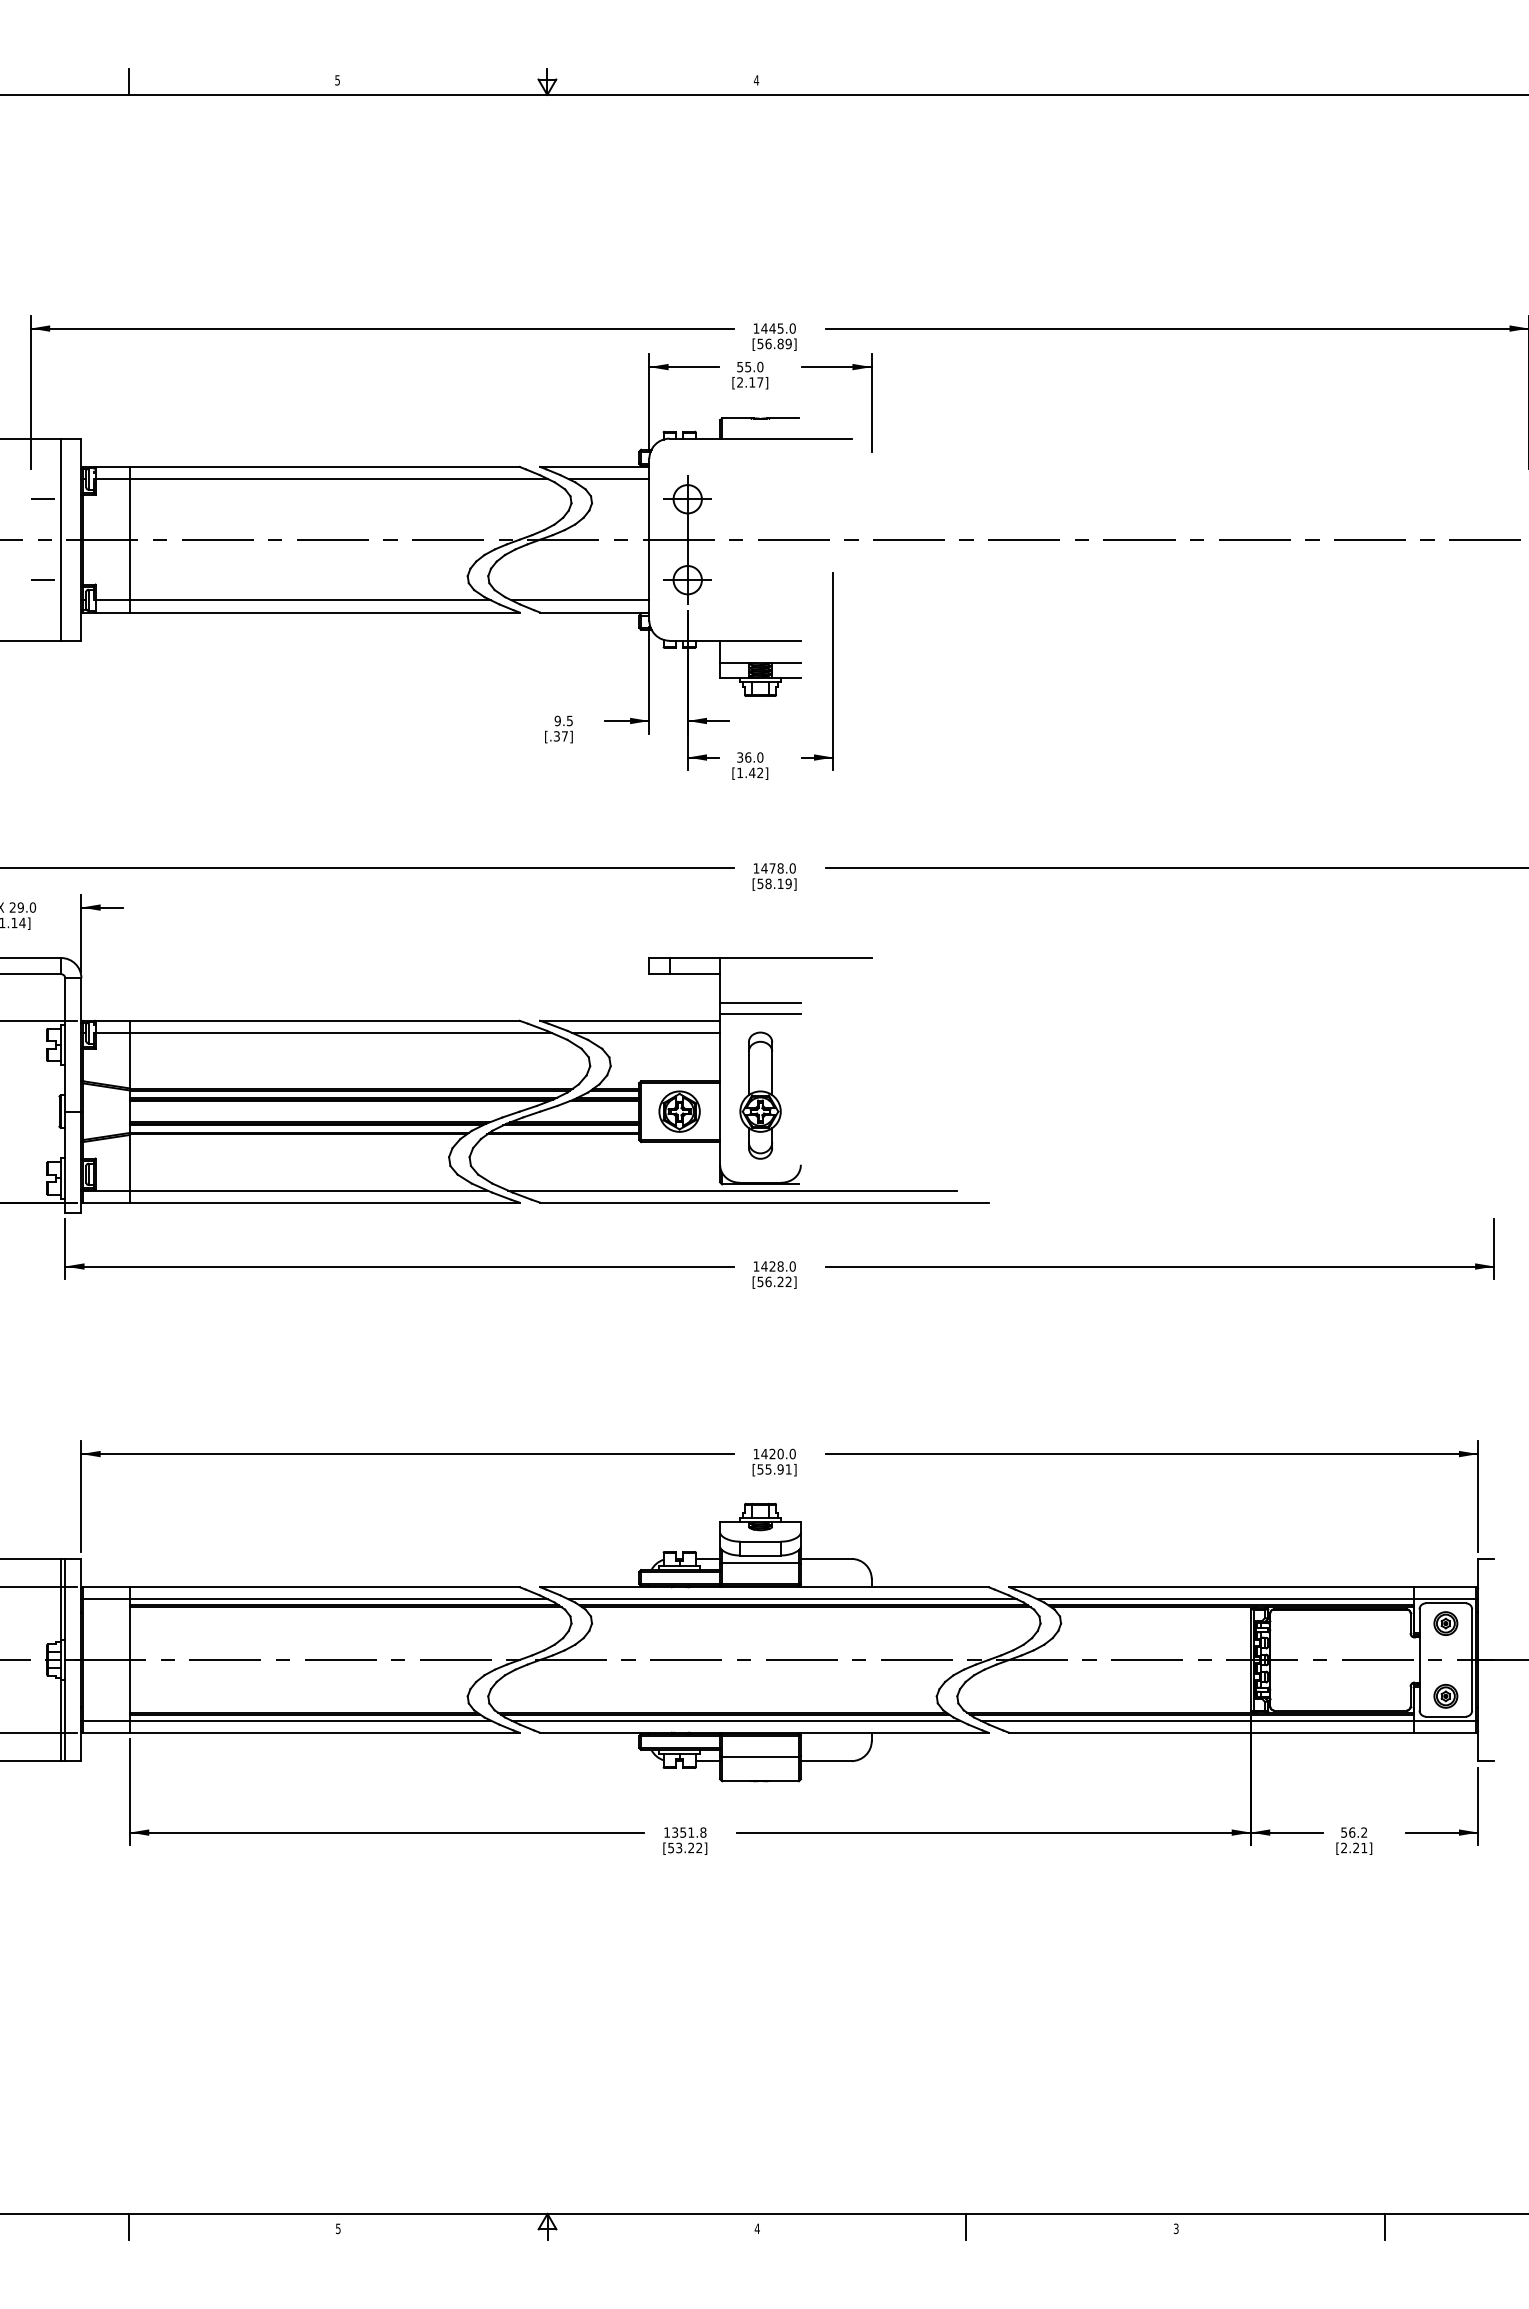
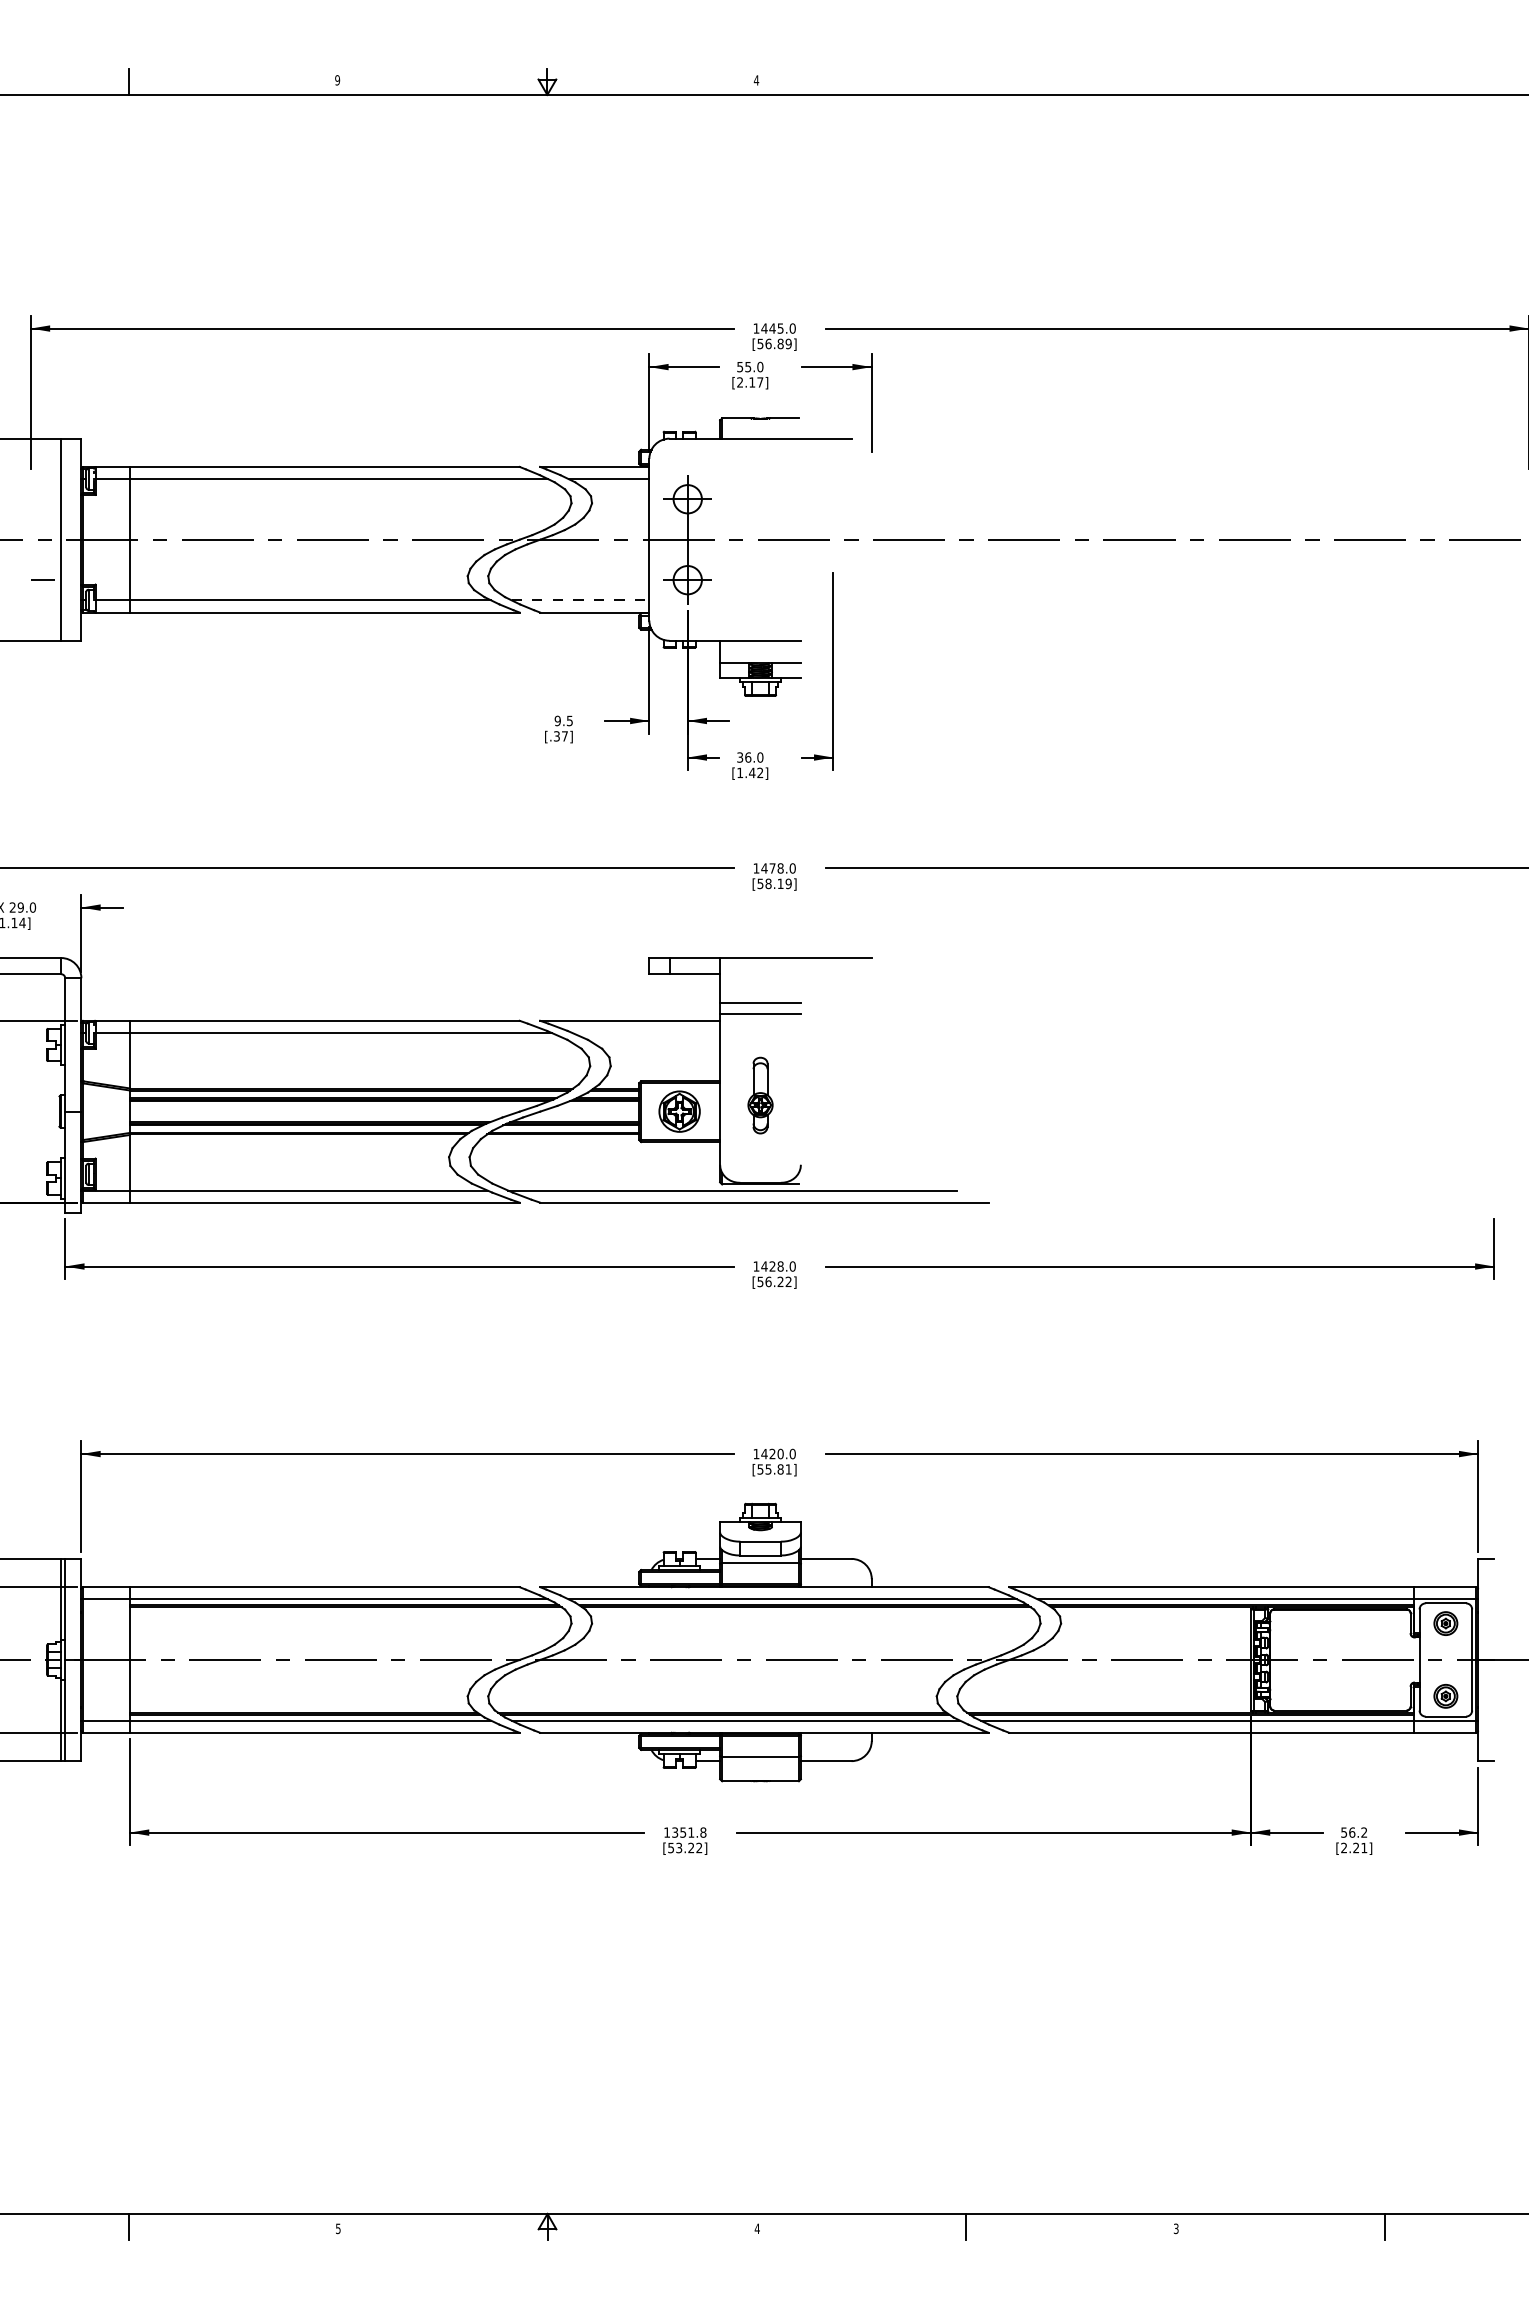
text: 5 -> 9 (337, 80)
line: present -> none (42, 499)
line: solid -> dashed (580, 600)
line: present -> none (646, 1032)
part size: 43x129 px -> 27x79 px (760, 1095)
text: [55.91] -> [55.81] (780, 1469)
